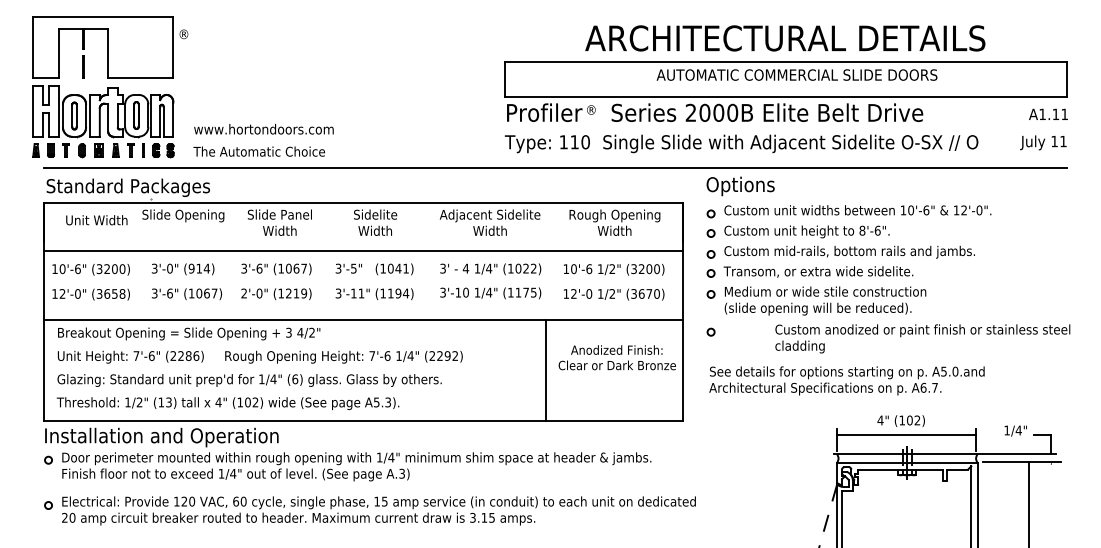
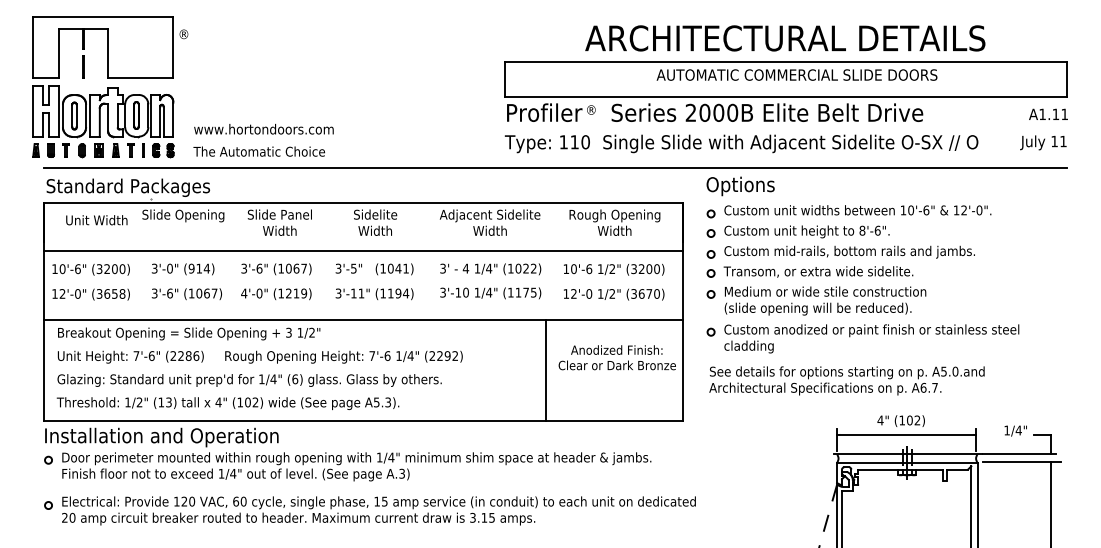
text: 2'-0" -> 4'-0" (244, 293)
text: 4/2" -> 1/2" (300, 332)
text position: (922, 338) -> (871, 338) (871, 338)
line position: (1029, 502) -> (1051, 502) (1051, 502)
